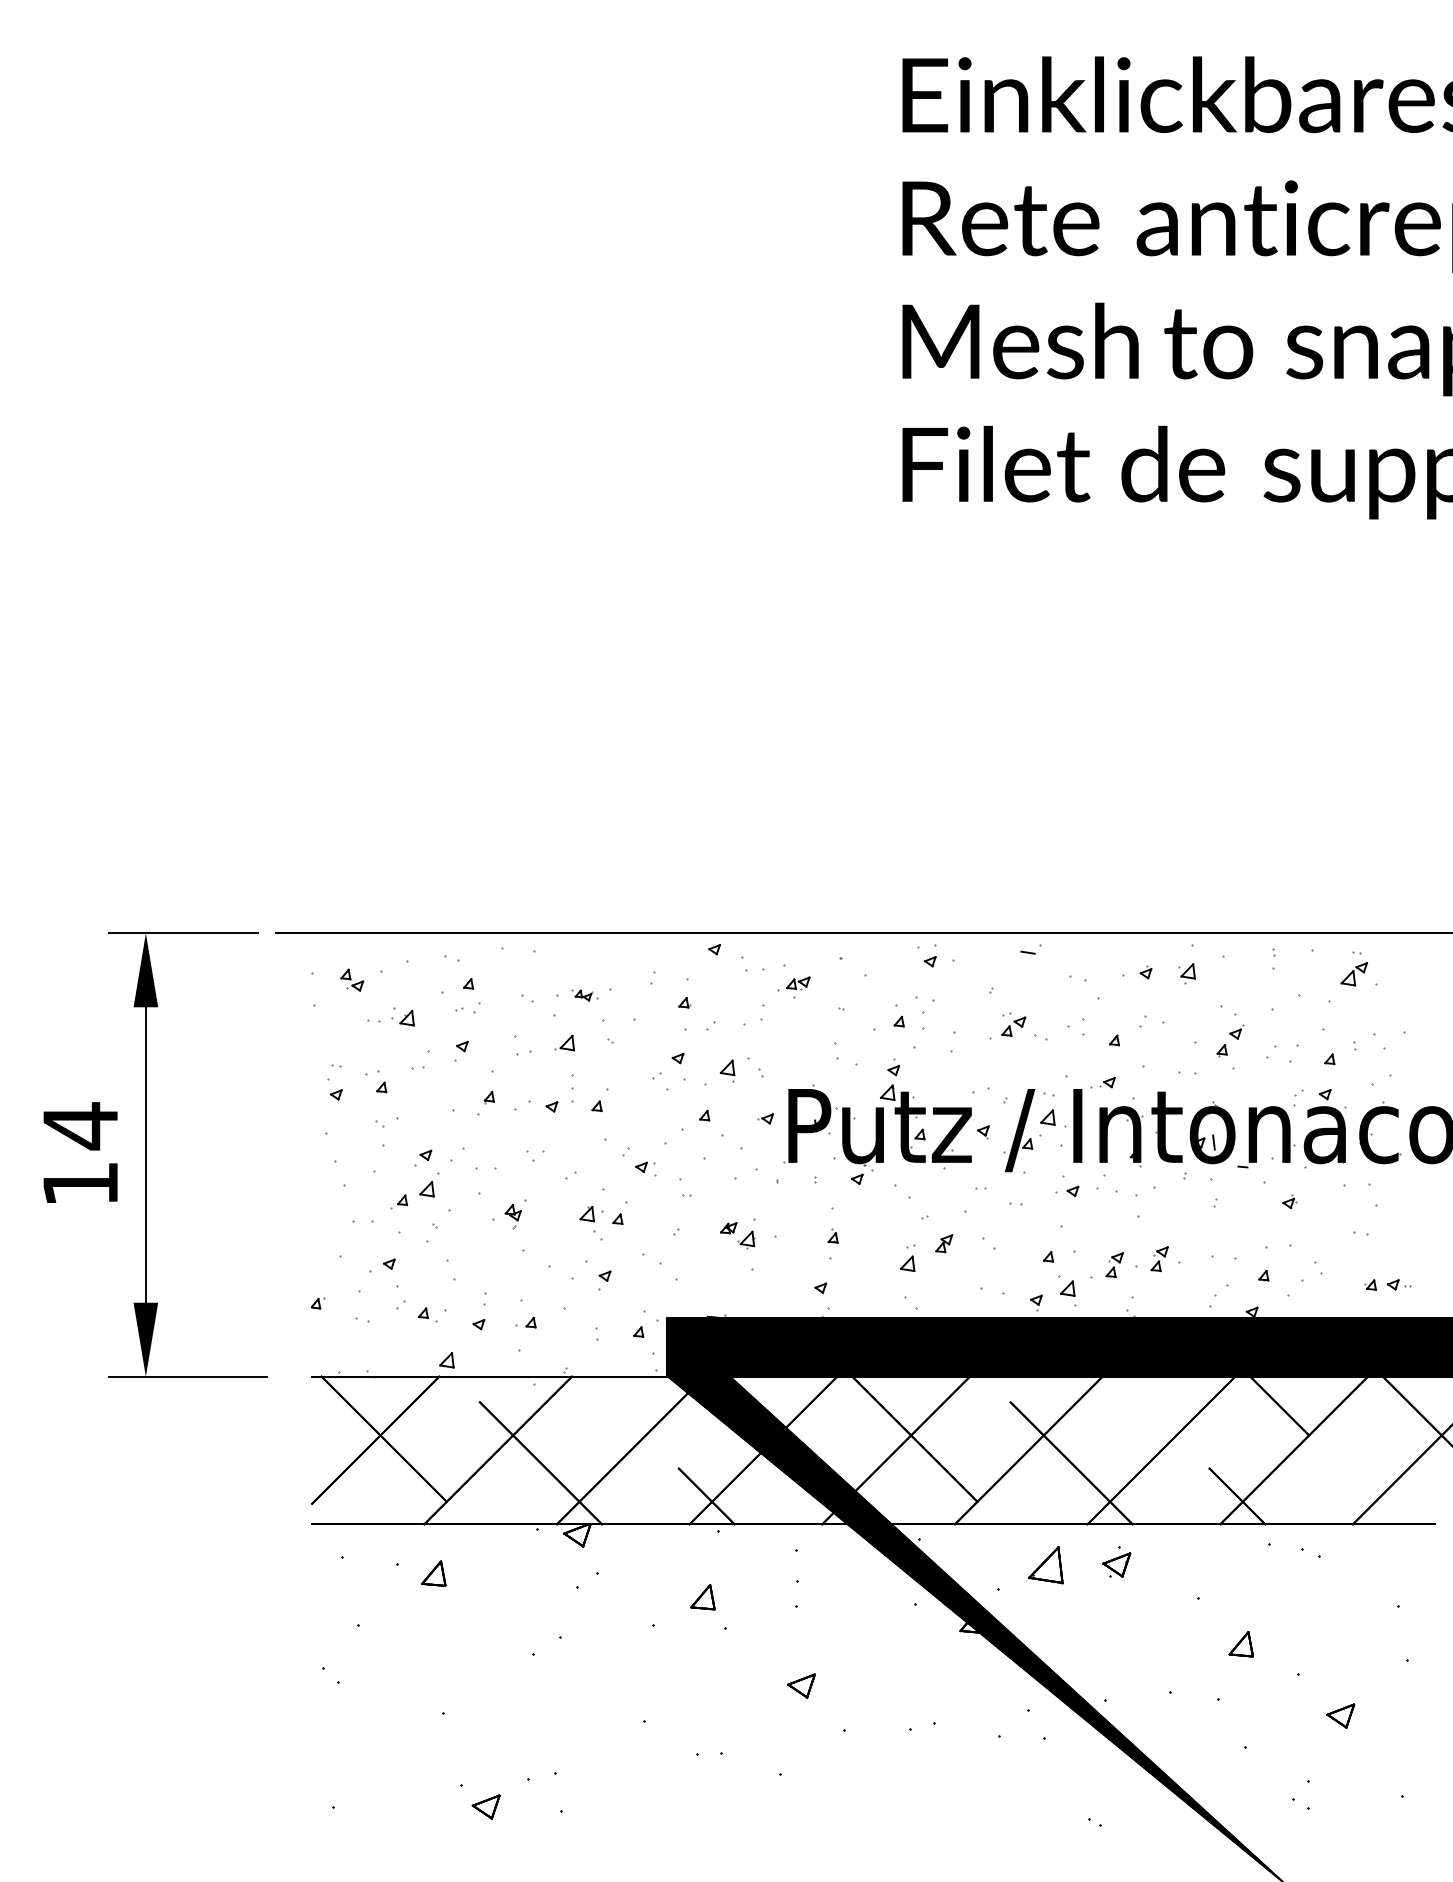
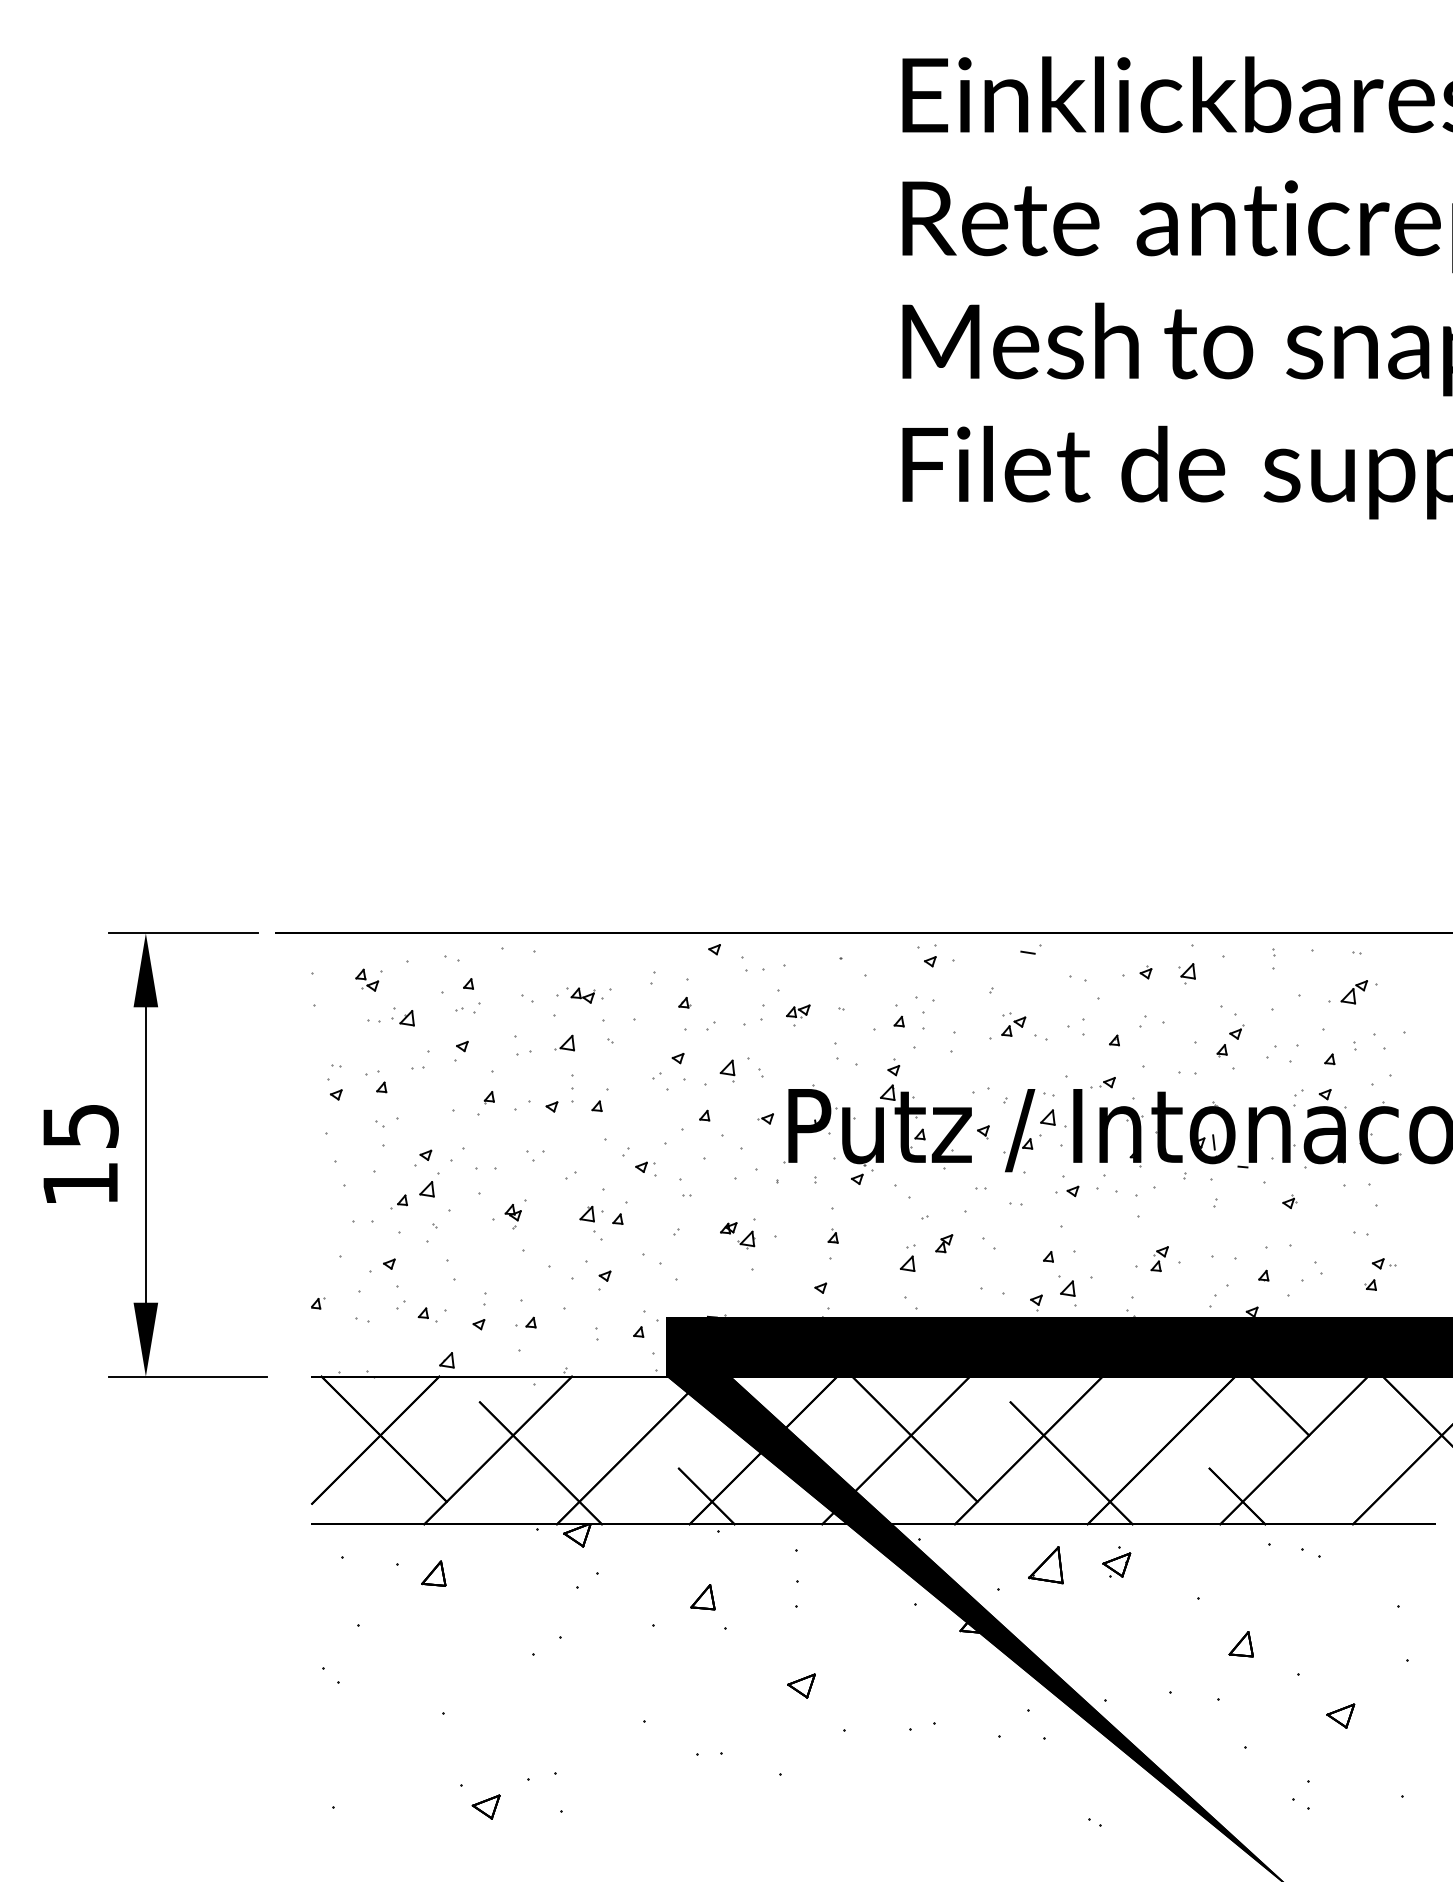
part position: (1353, 974) -> (1353, 992) (1353, 992)
part position: (352, 979) -> (367, 979) (367, 979)
part position: (798, 987) -> (798, 1015) (798, 1015)
part size: 28x13 px -> 38x17 px (584, 995)
text: 14 -> 15 (80, 1126)
part: present -> none (1114, 1265)
part position: (1398, 1284) -> (1383, 1263) (1383, 1263)
